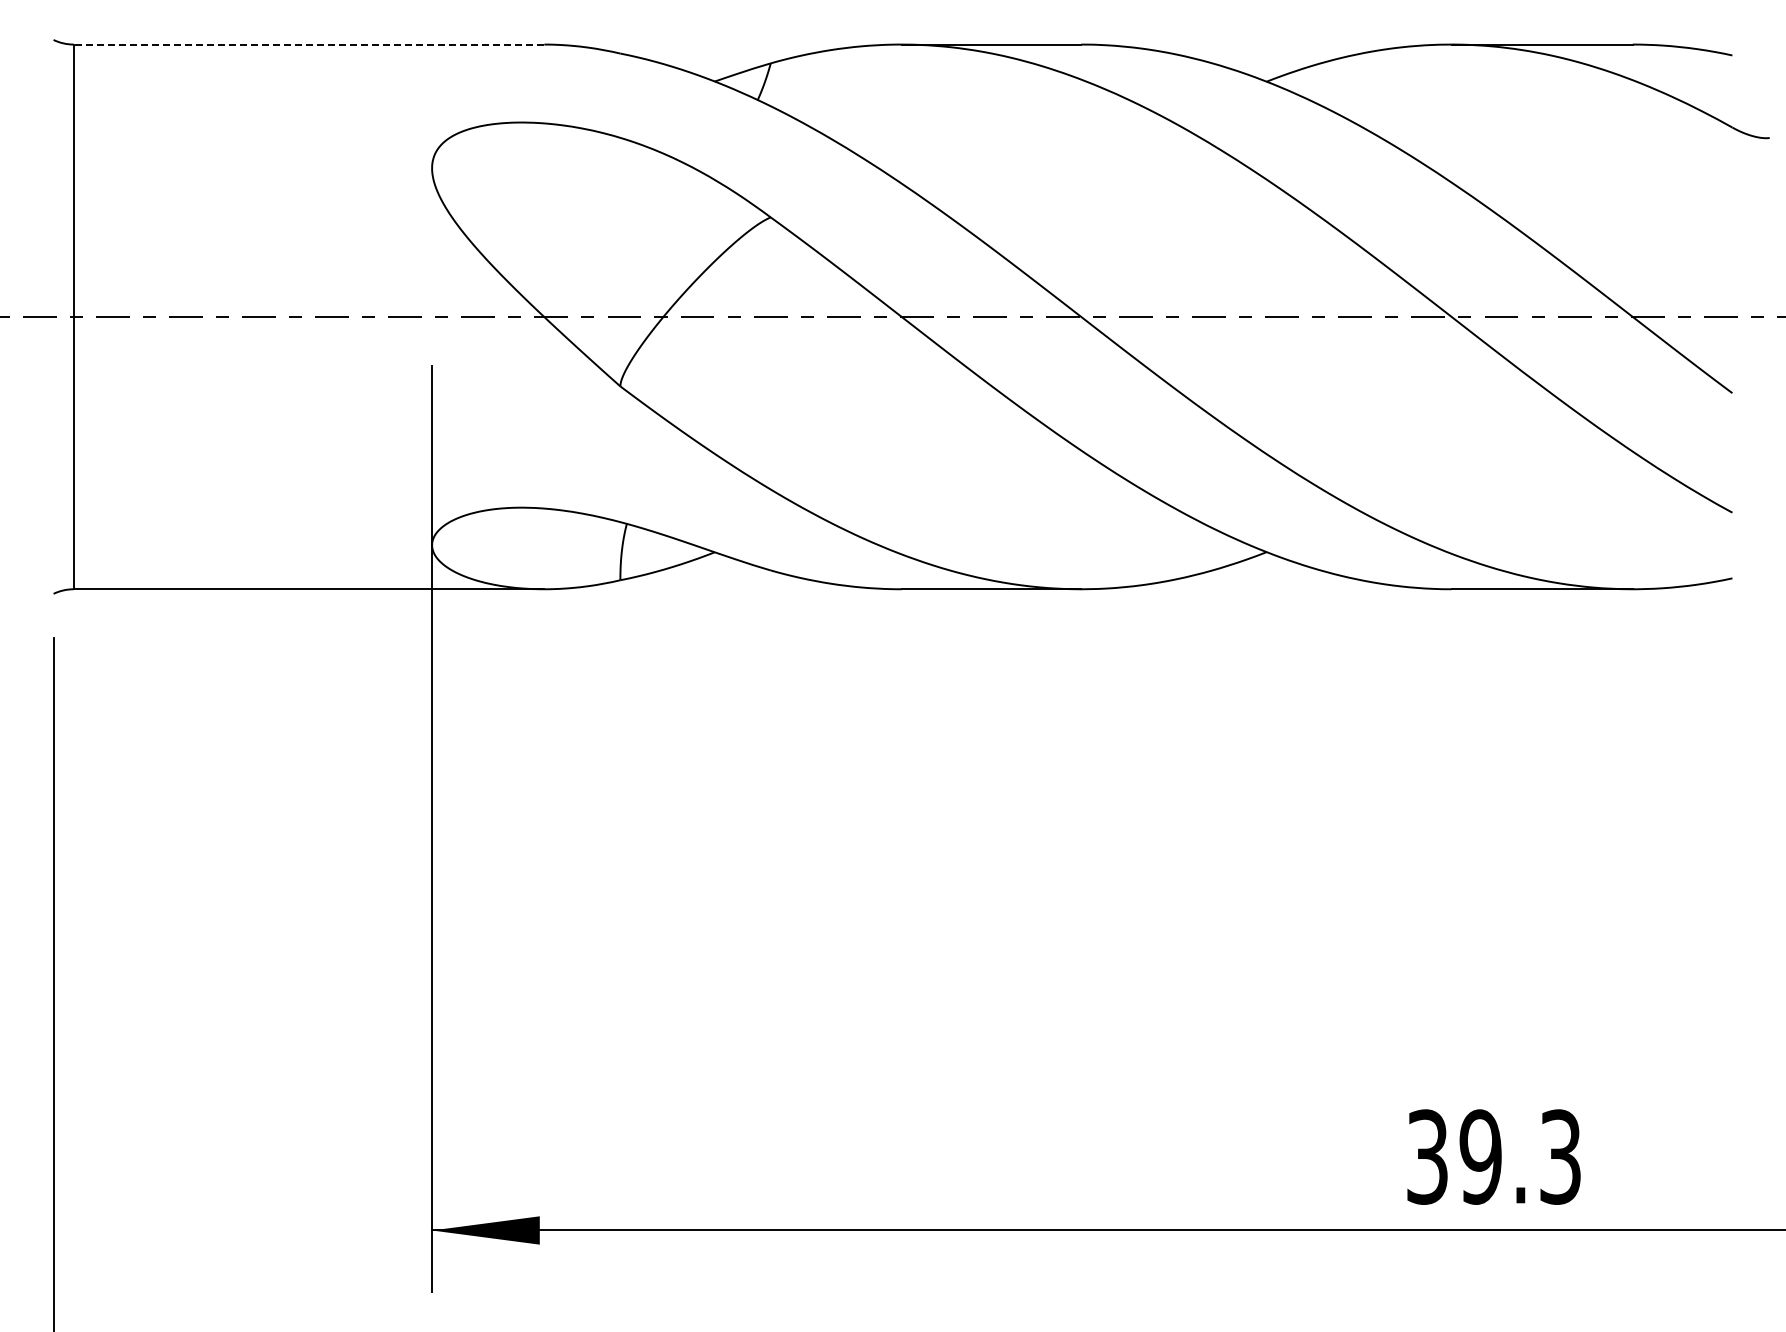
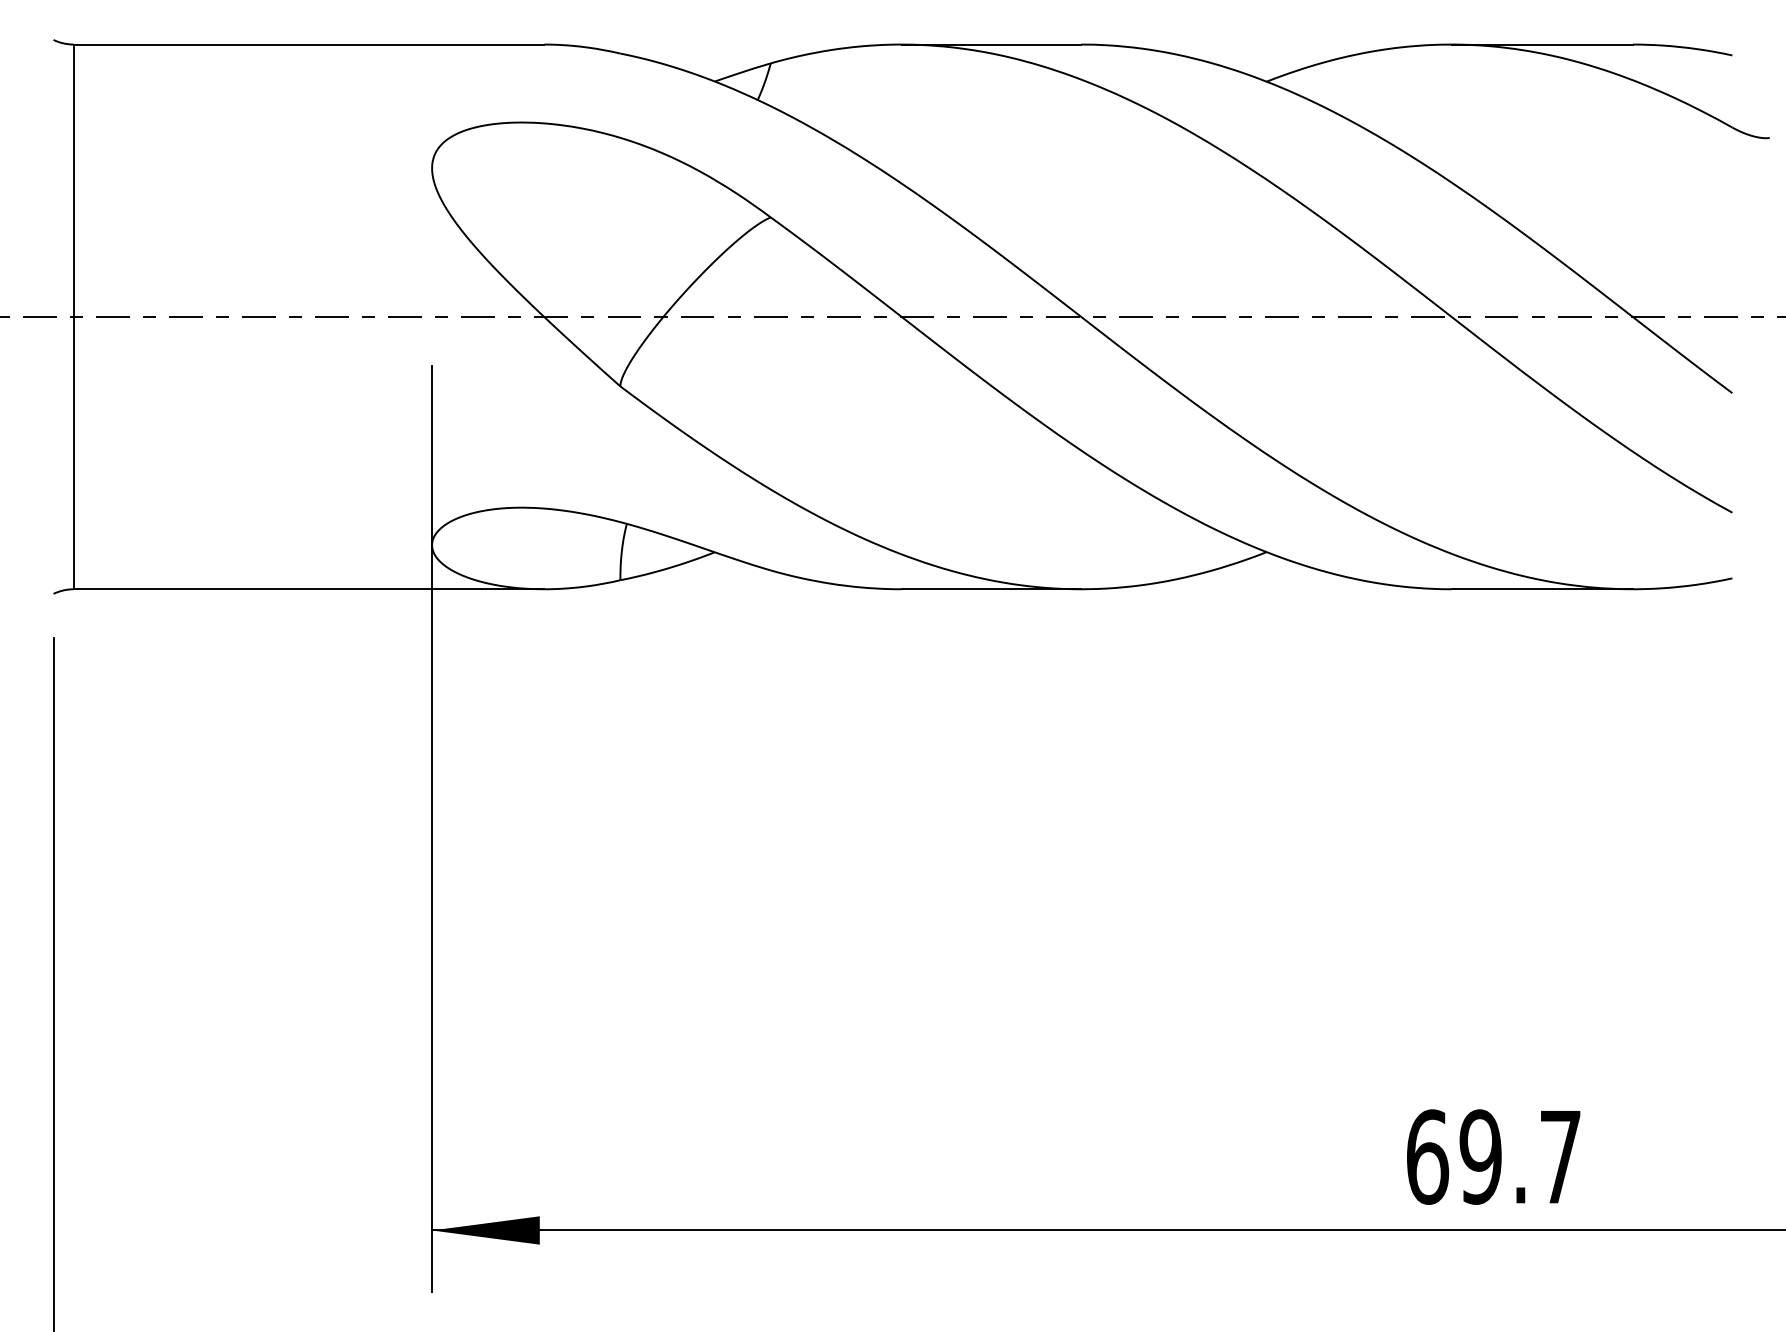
line: dashed -> solid (308, 44)
text: 39.3 -> 69.7 (1493, 1156)
